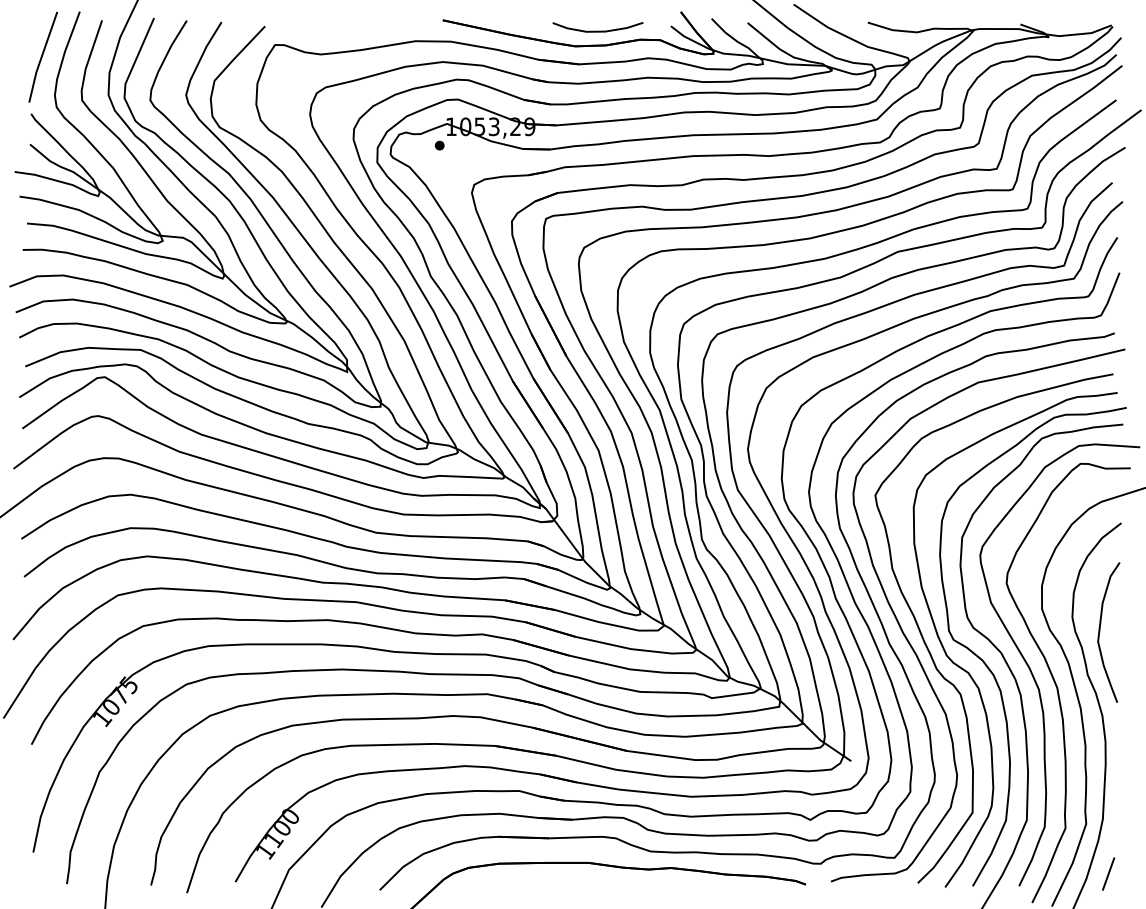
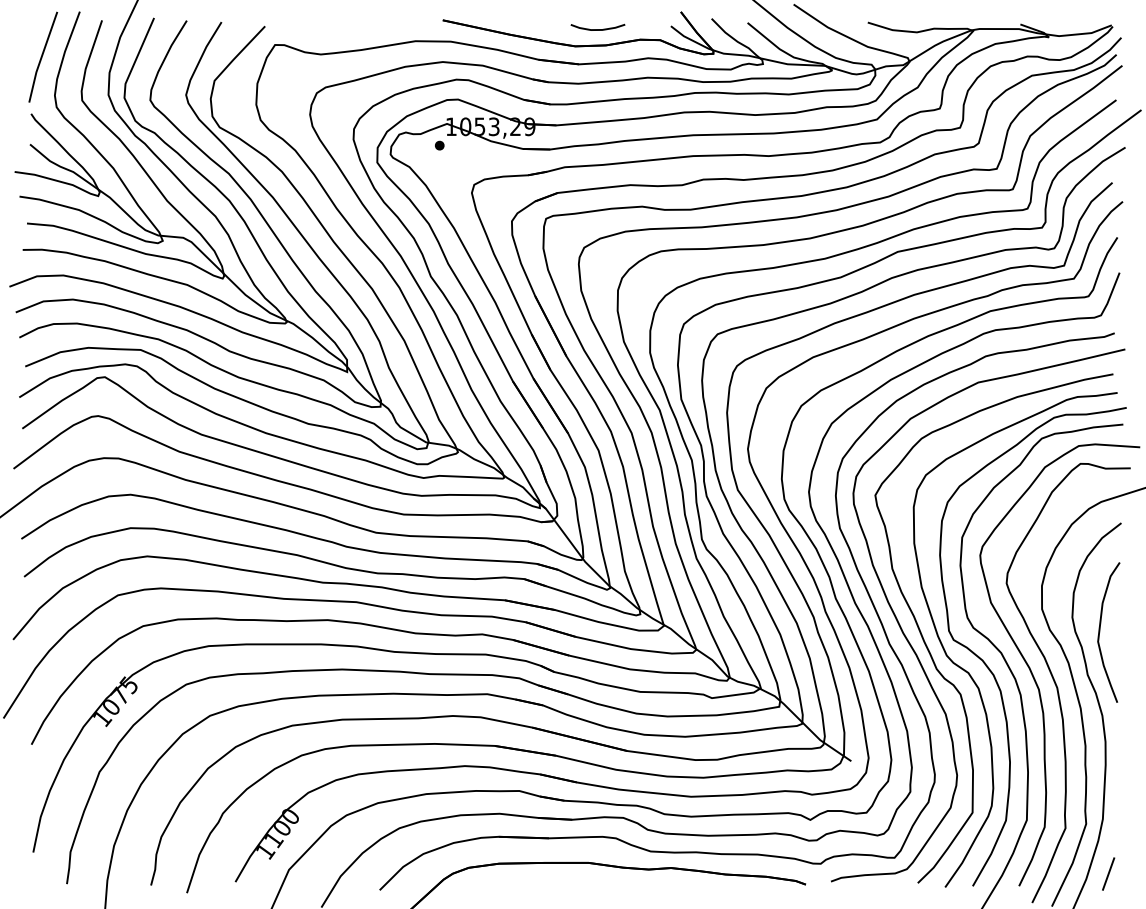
part size: 92x11 px -> 56x8 px (597, 26)
